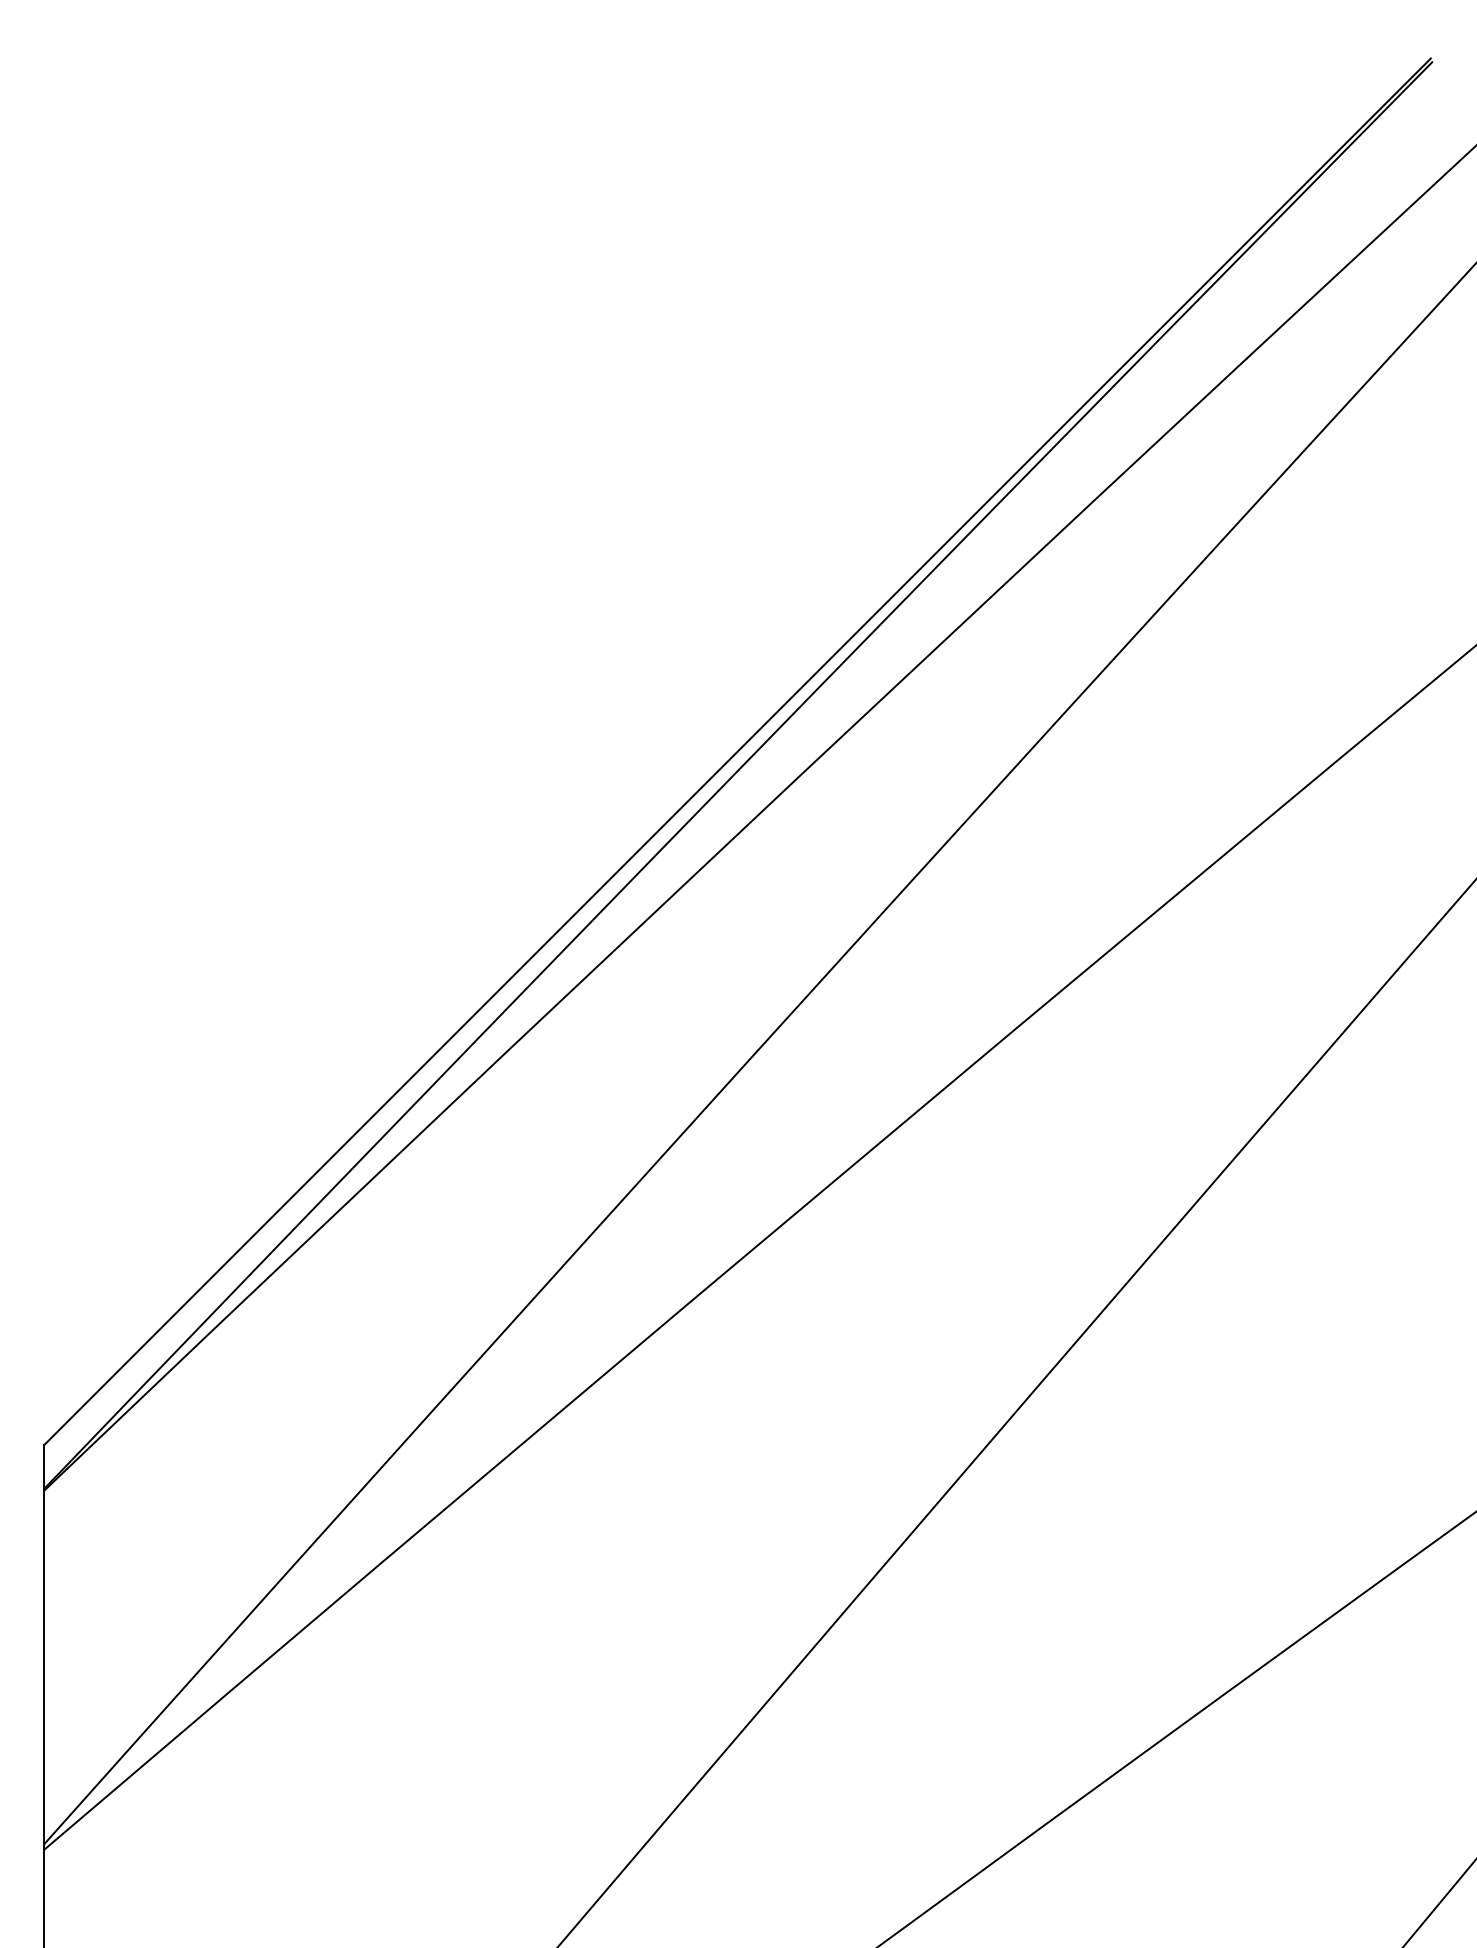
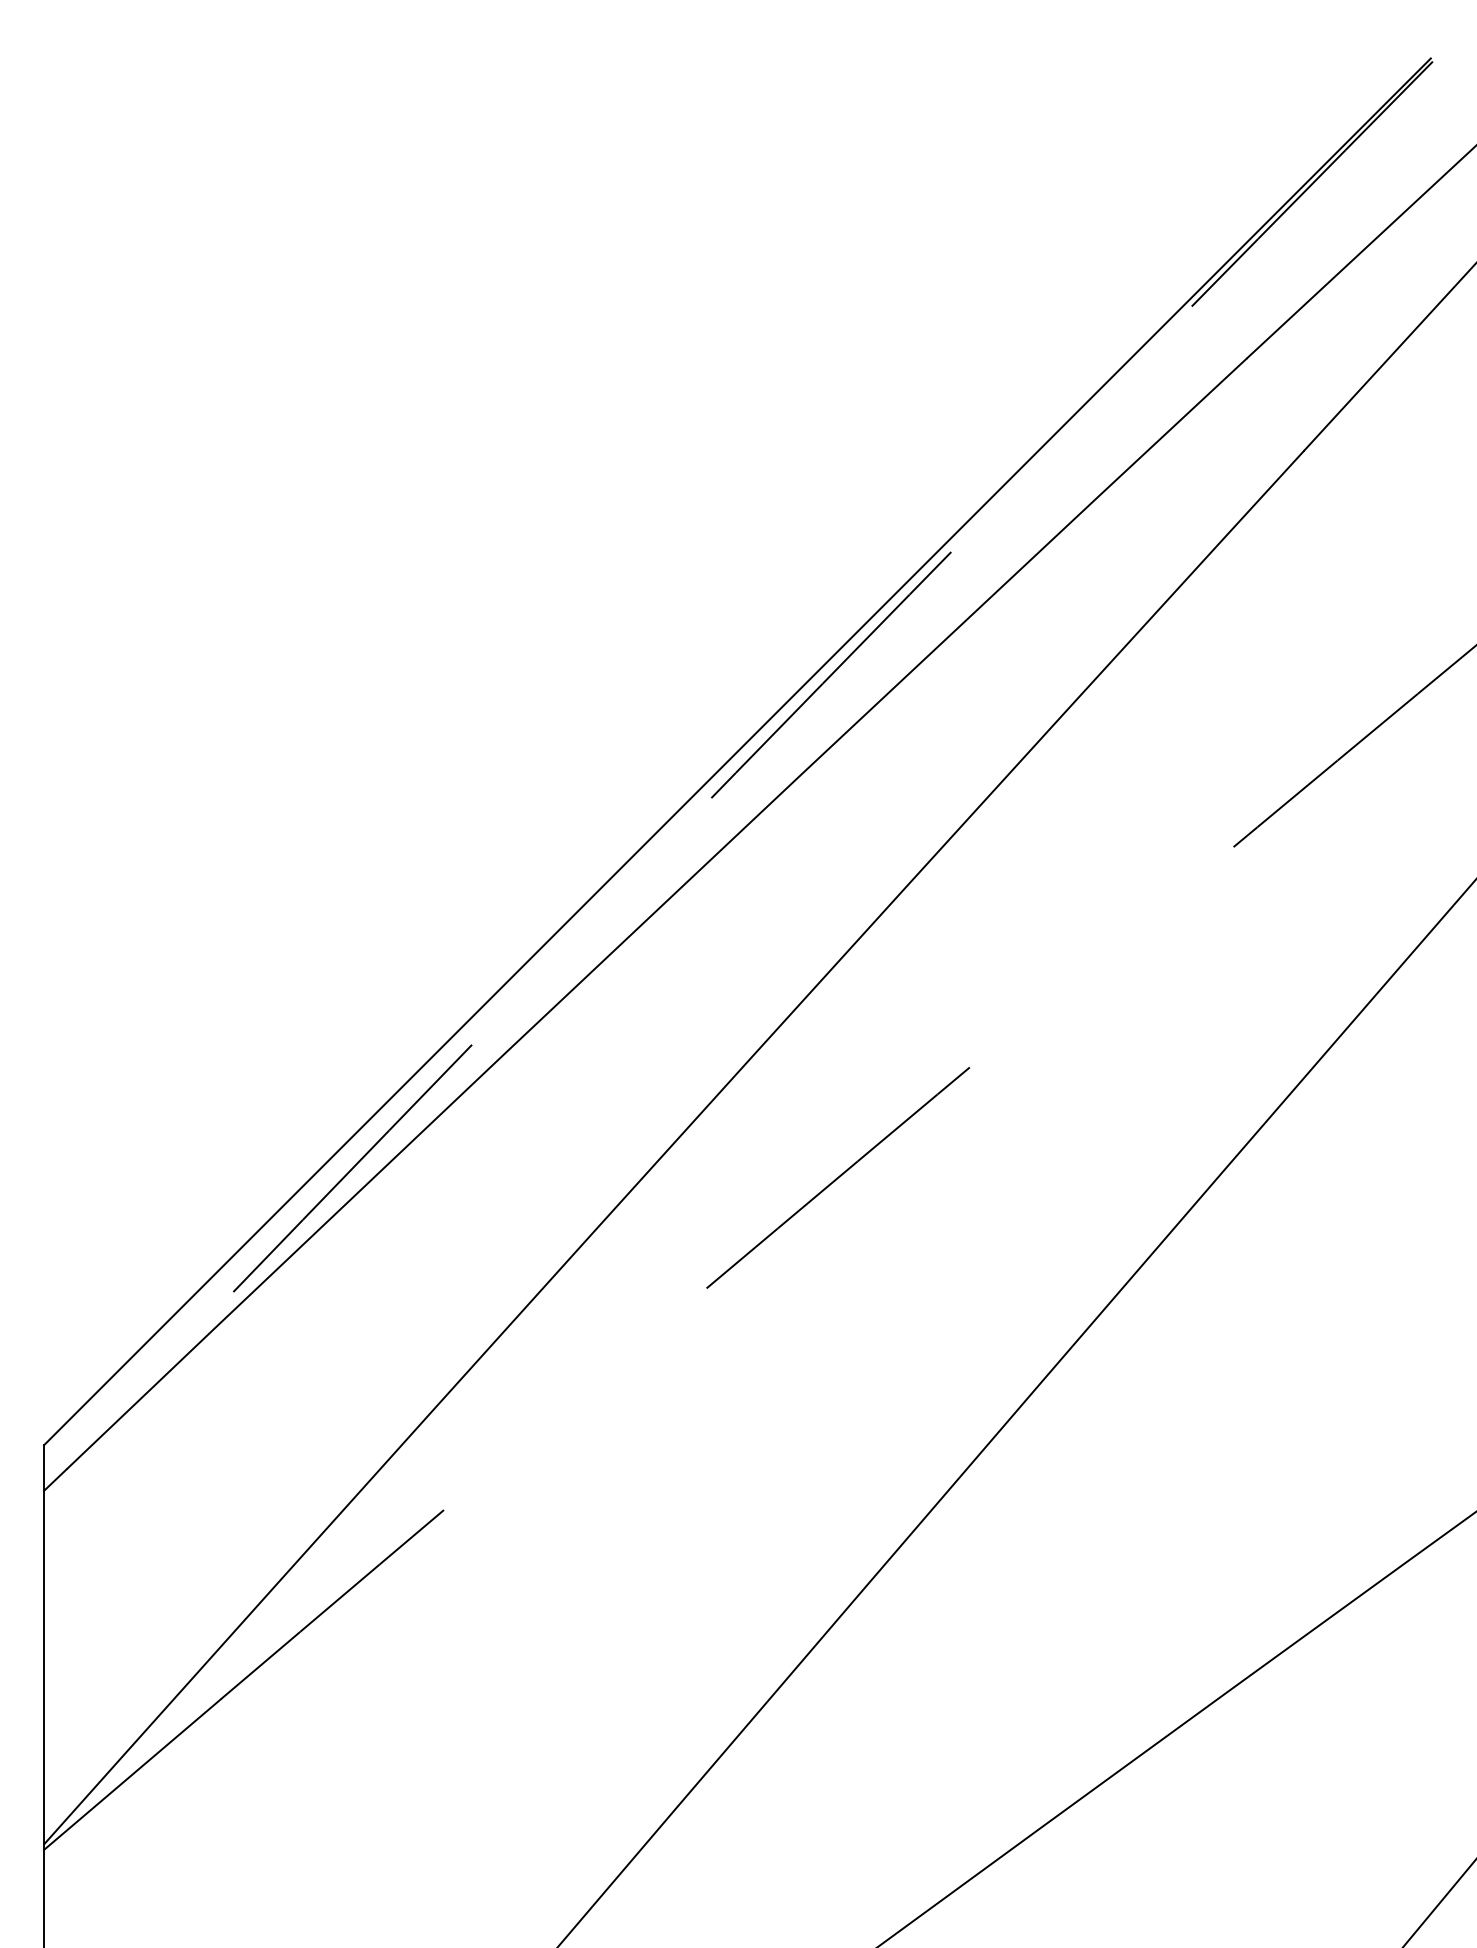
arc: solid -> dashed (735, 772)
arc: solid -> dashed (847, 1170)
